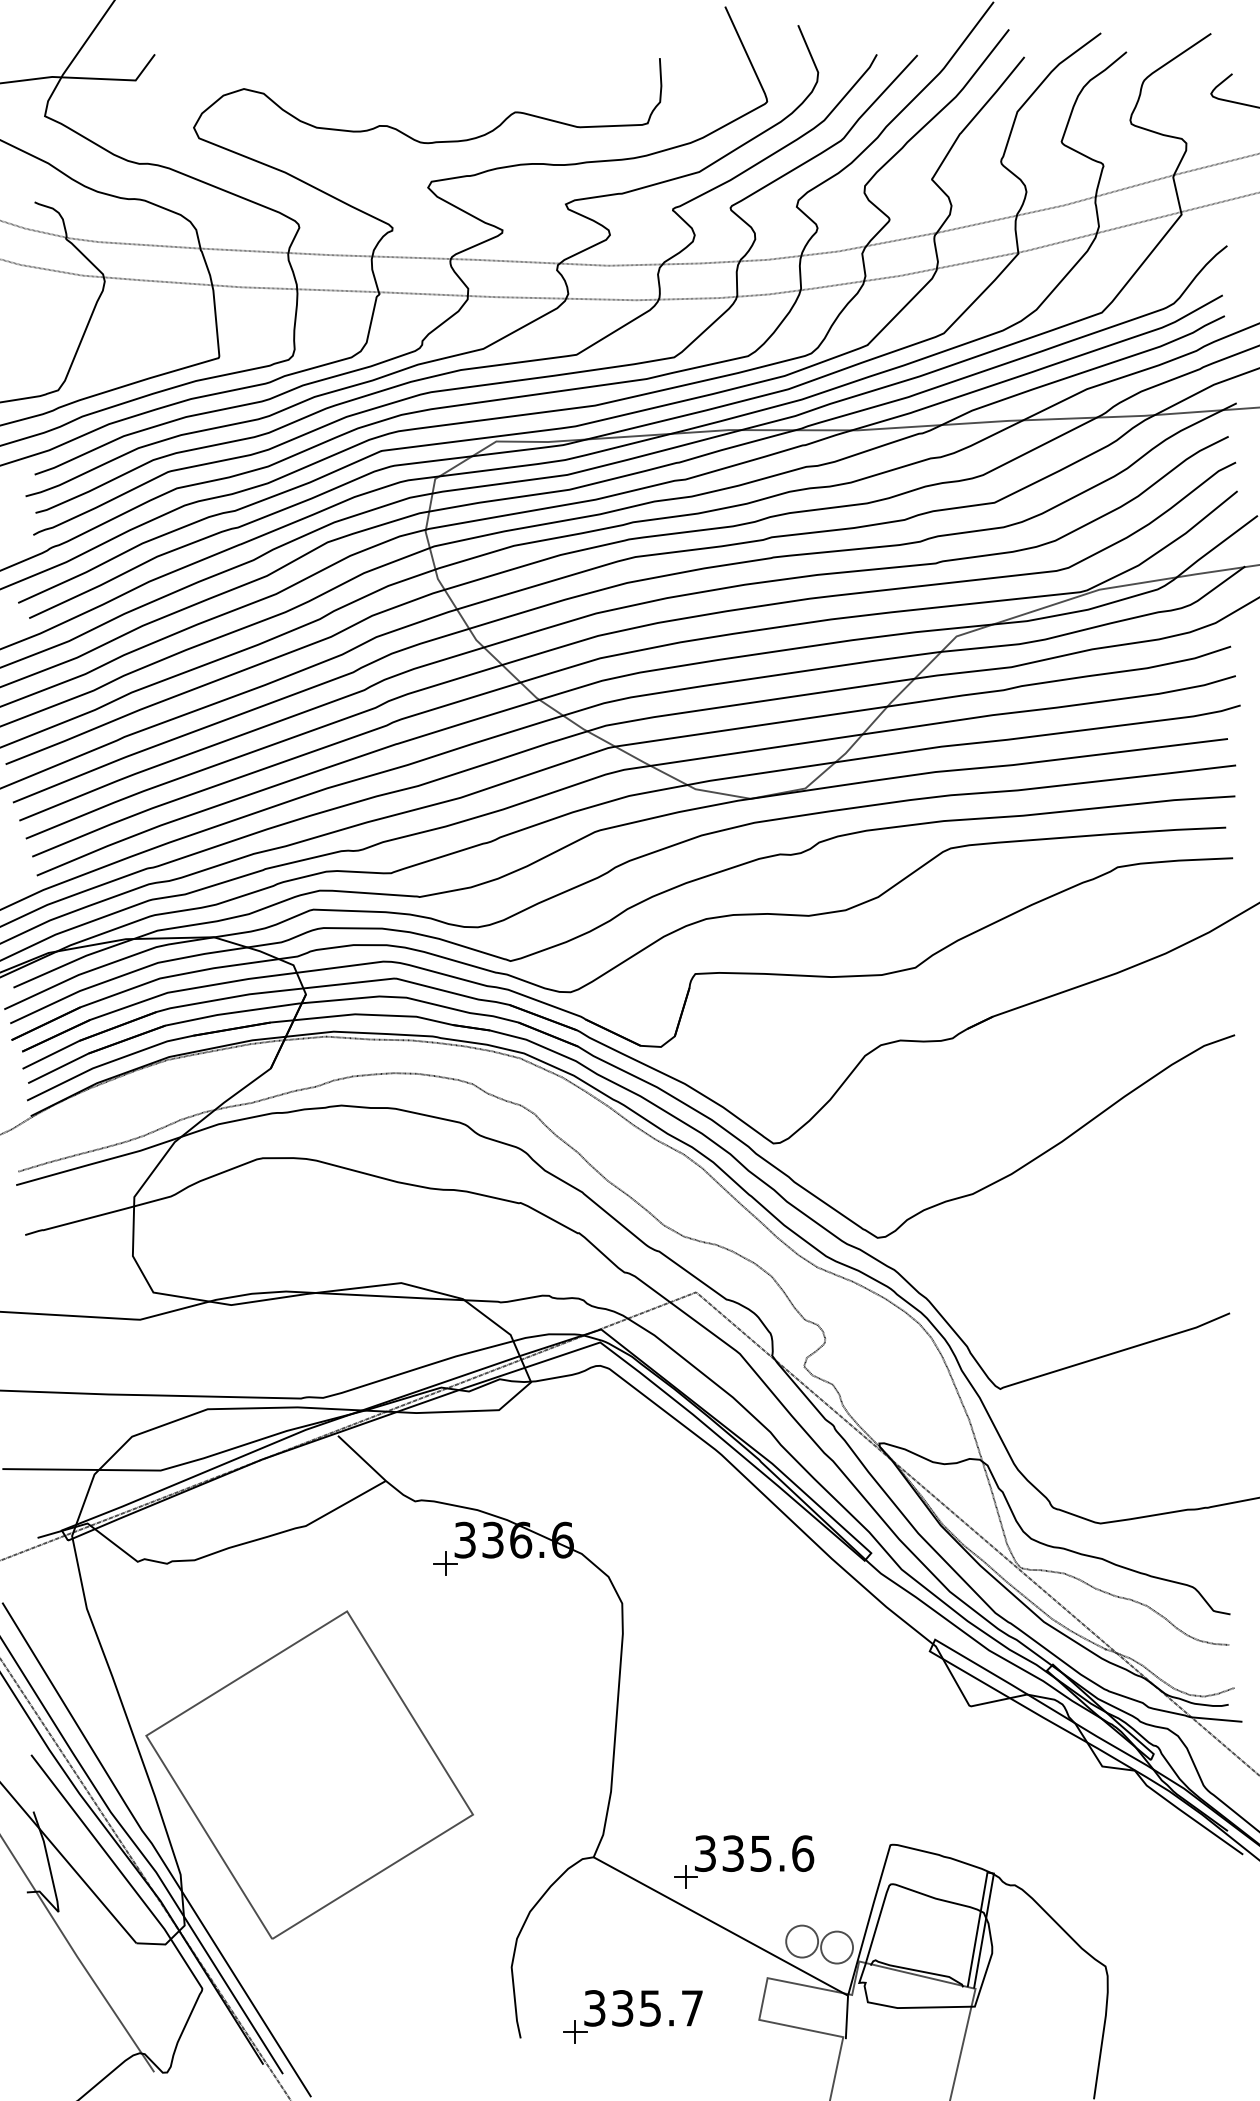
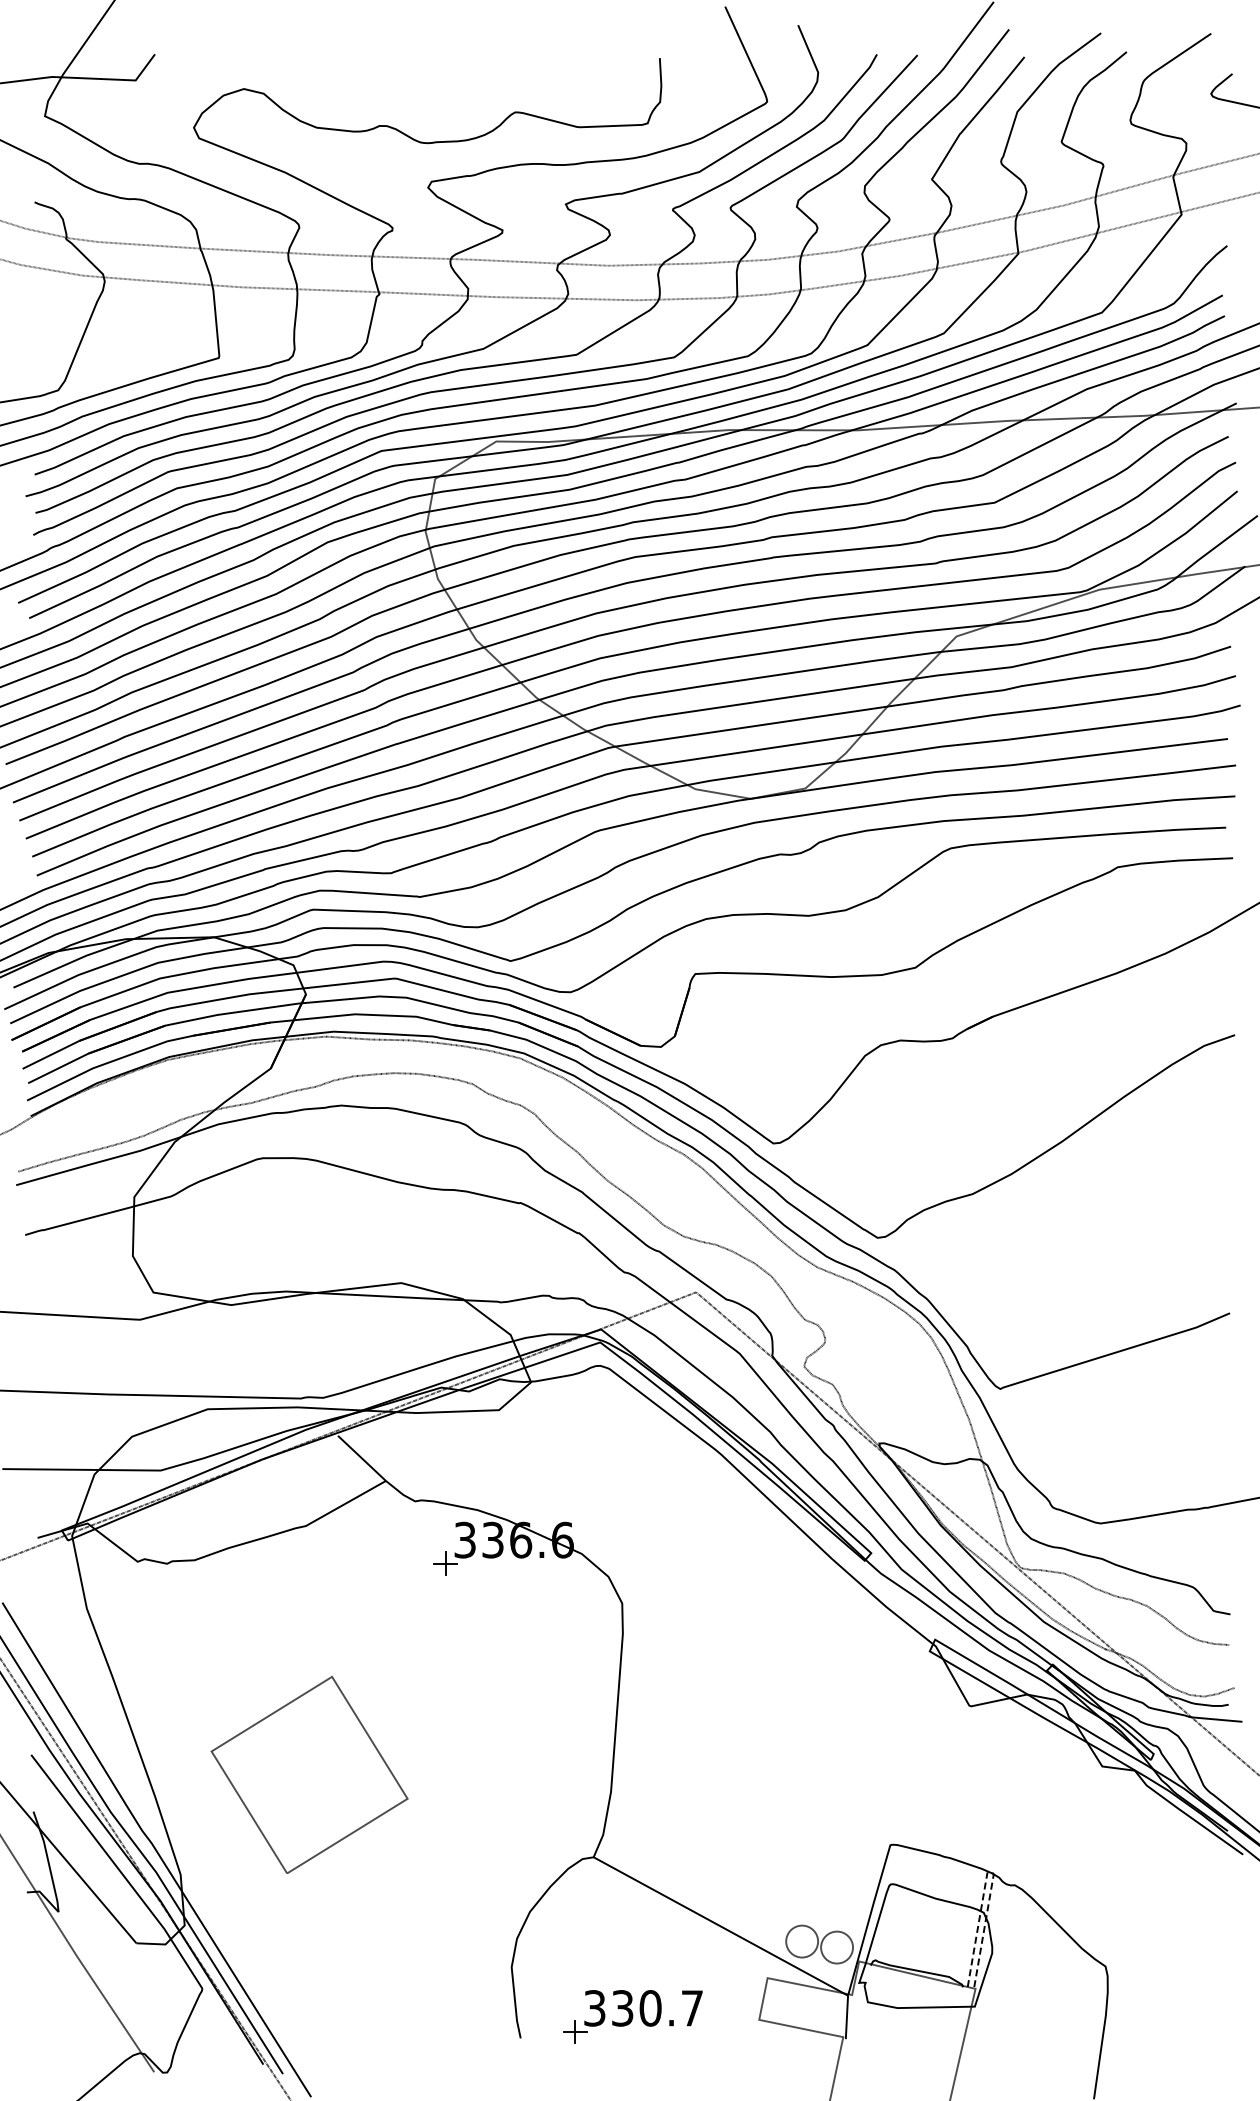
part size: 329x330 px -> 199x199 px (309, 1774)
part: present -> none (744, 1861)
line: solid -> dashed (991, 1873)
text: 335.7 -> 330.7 (650, 2008)
